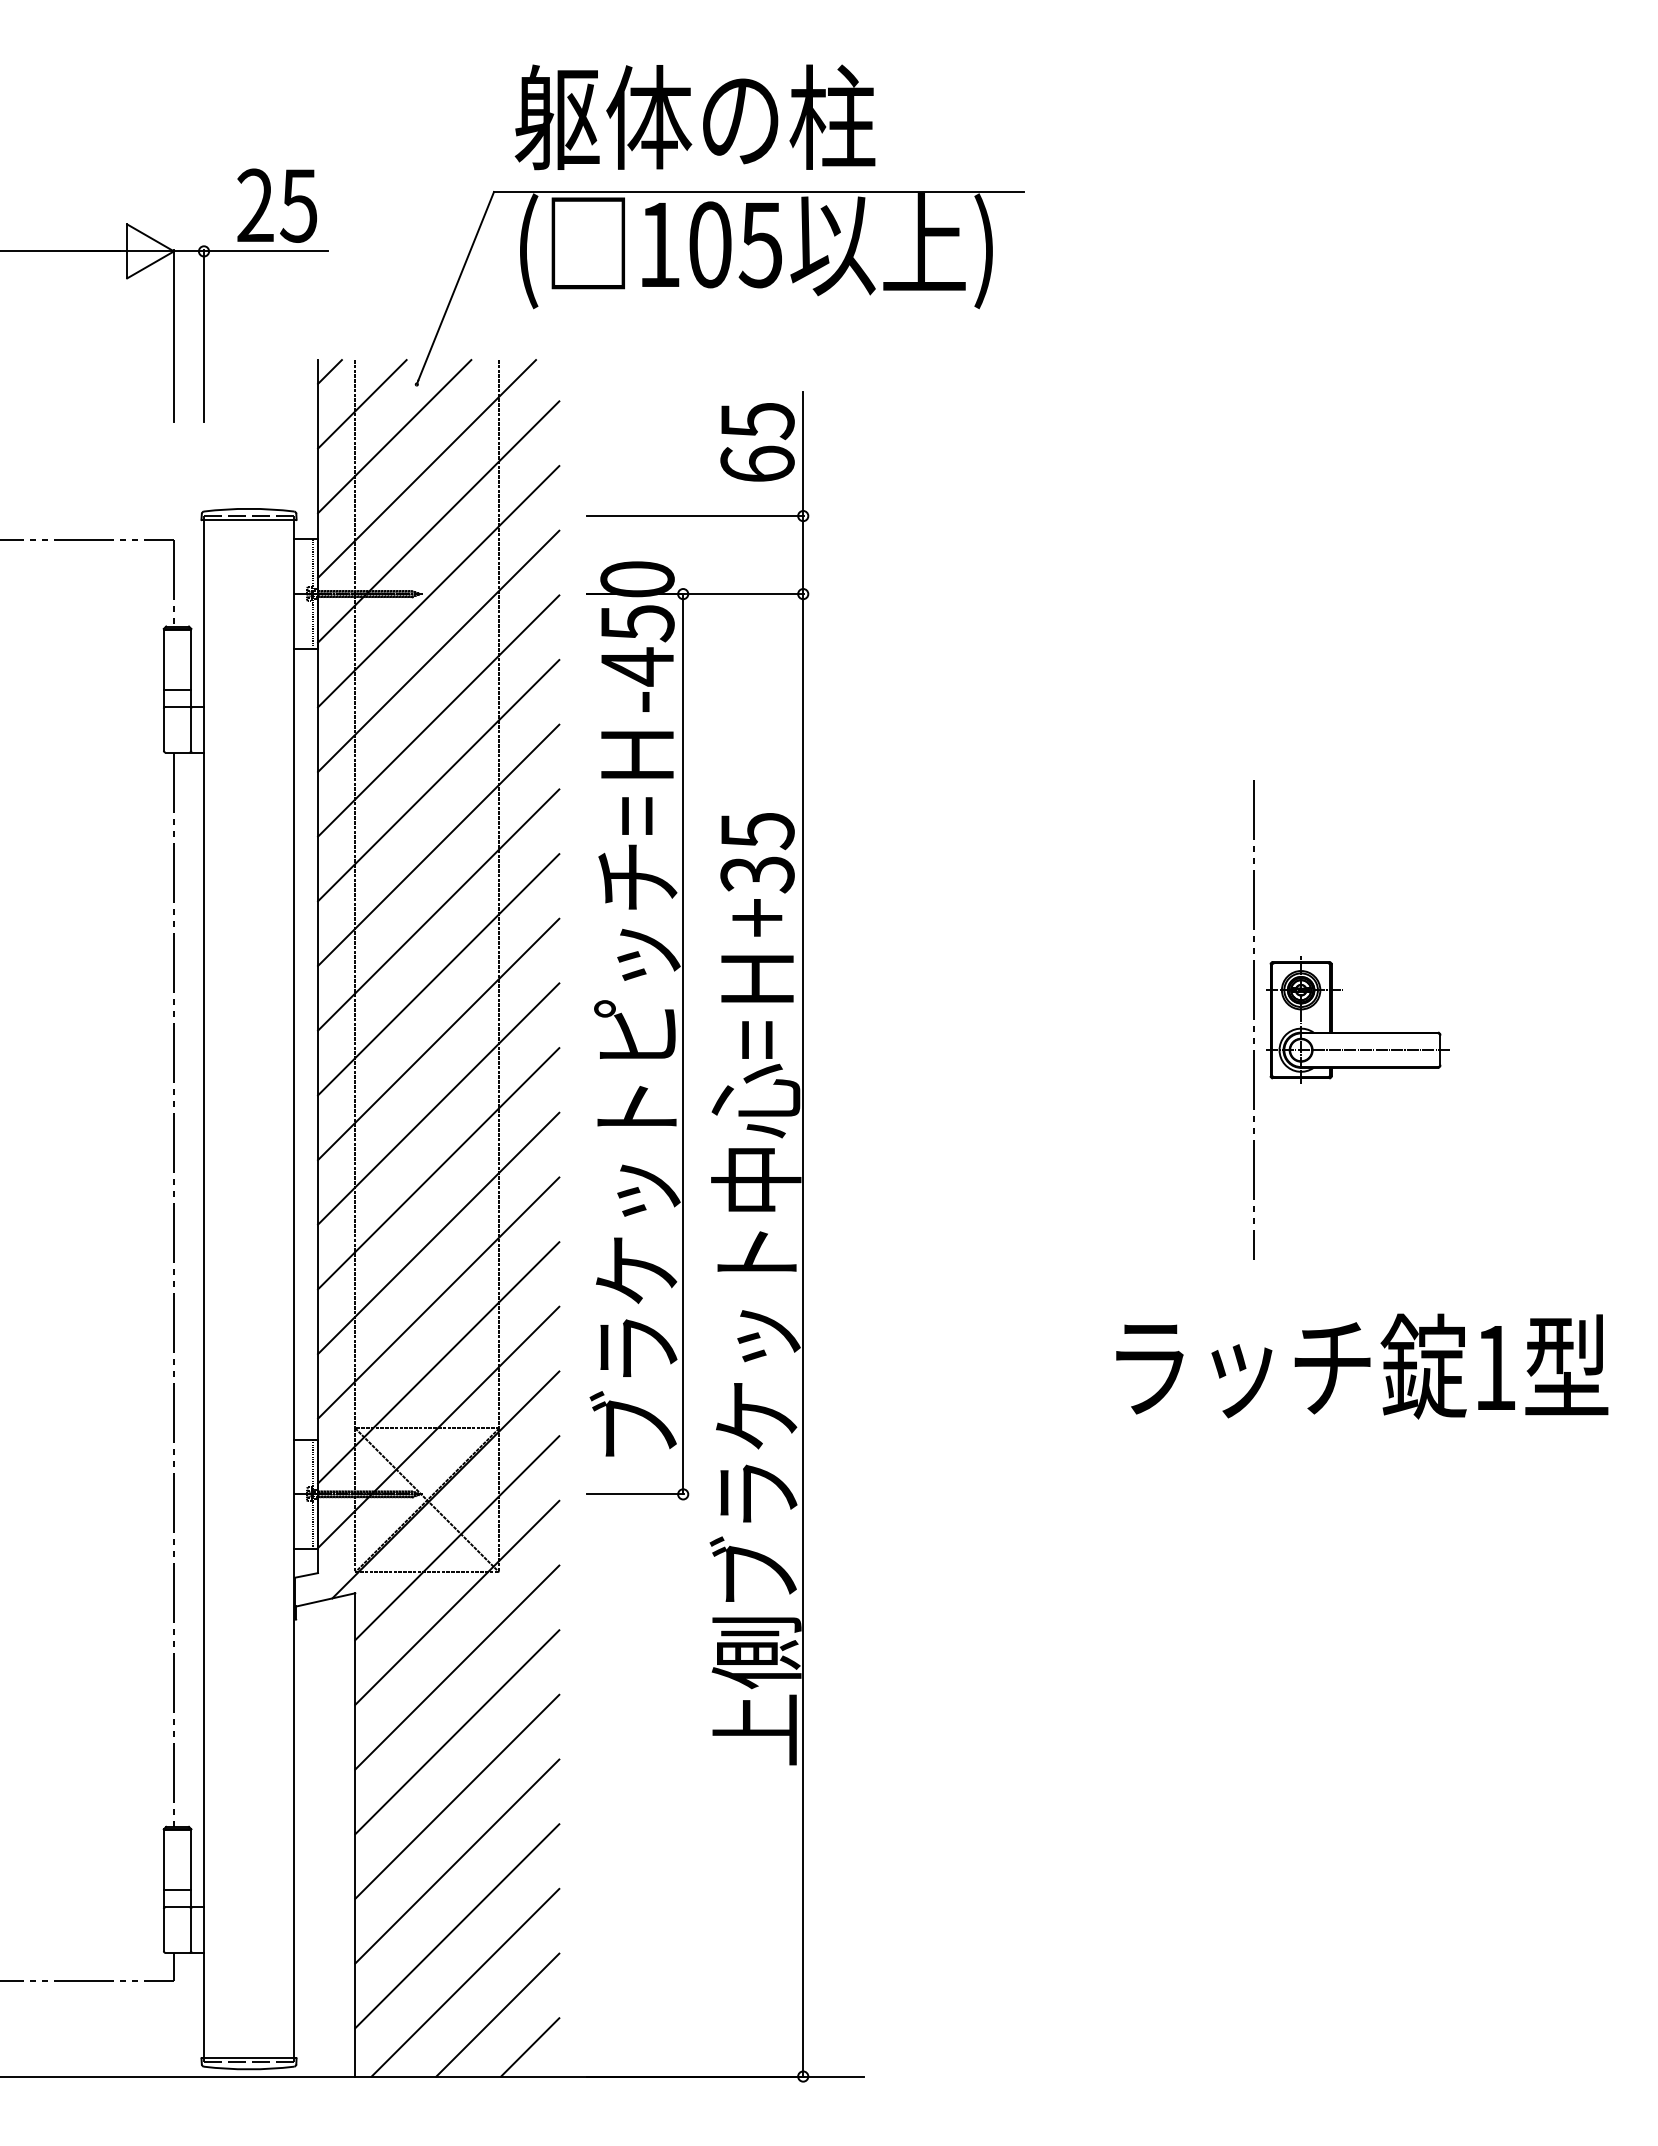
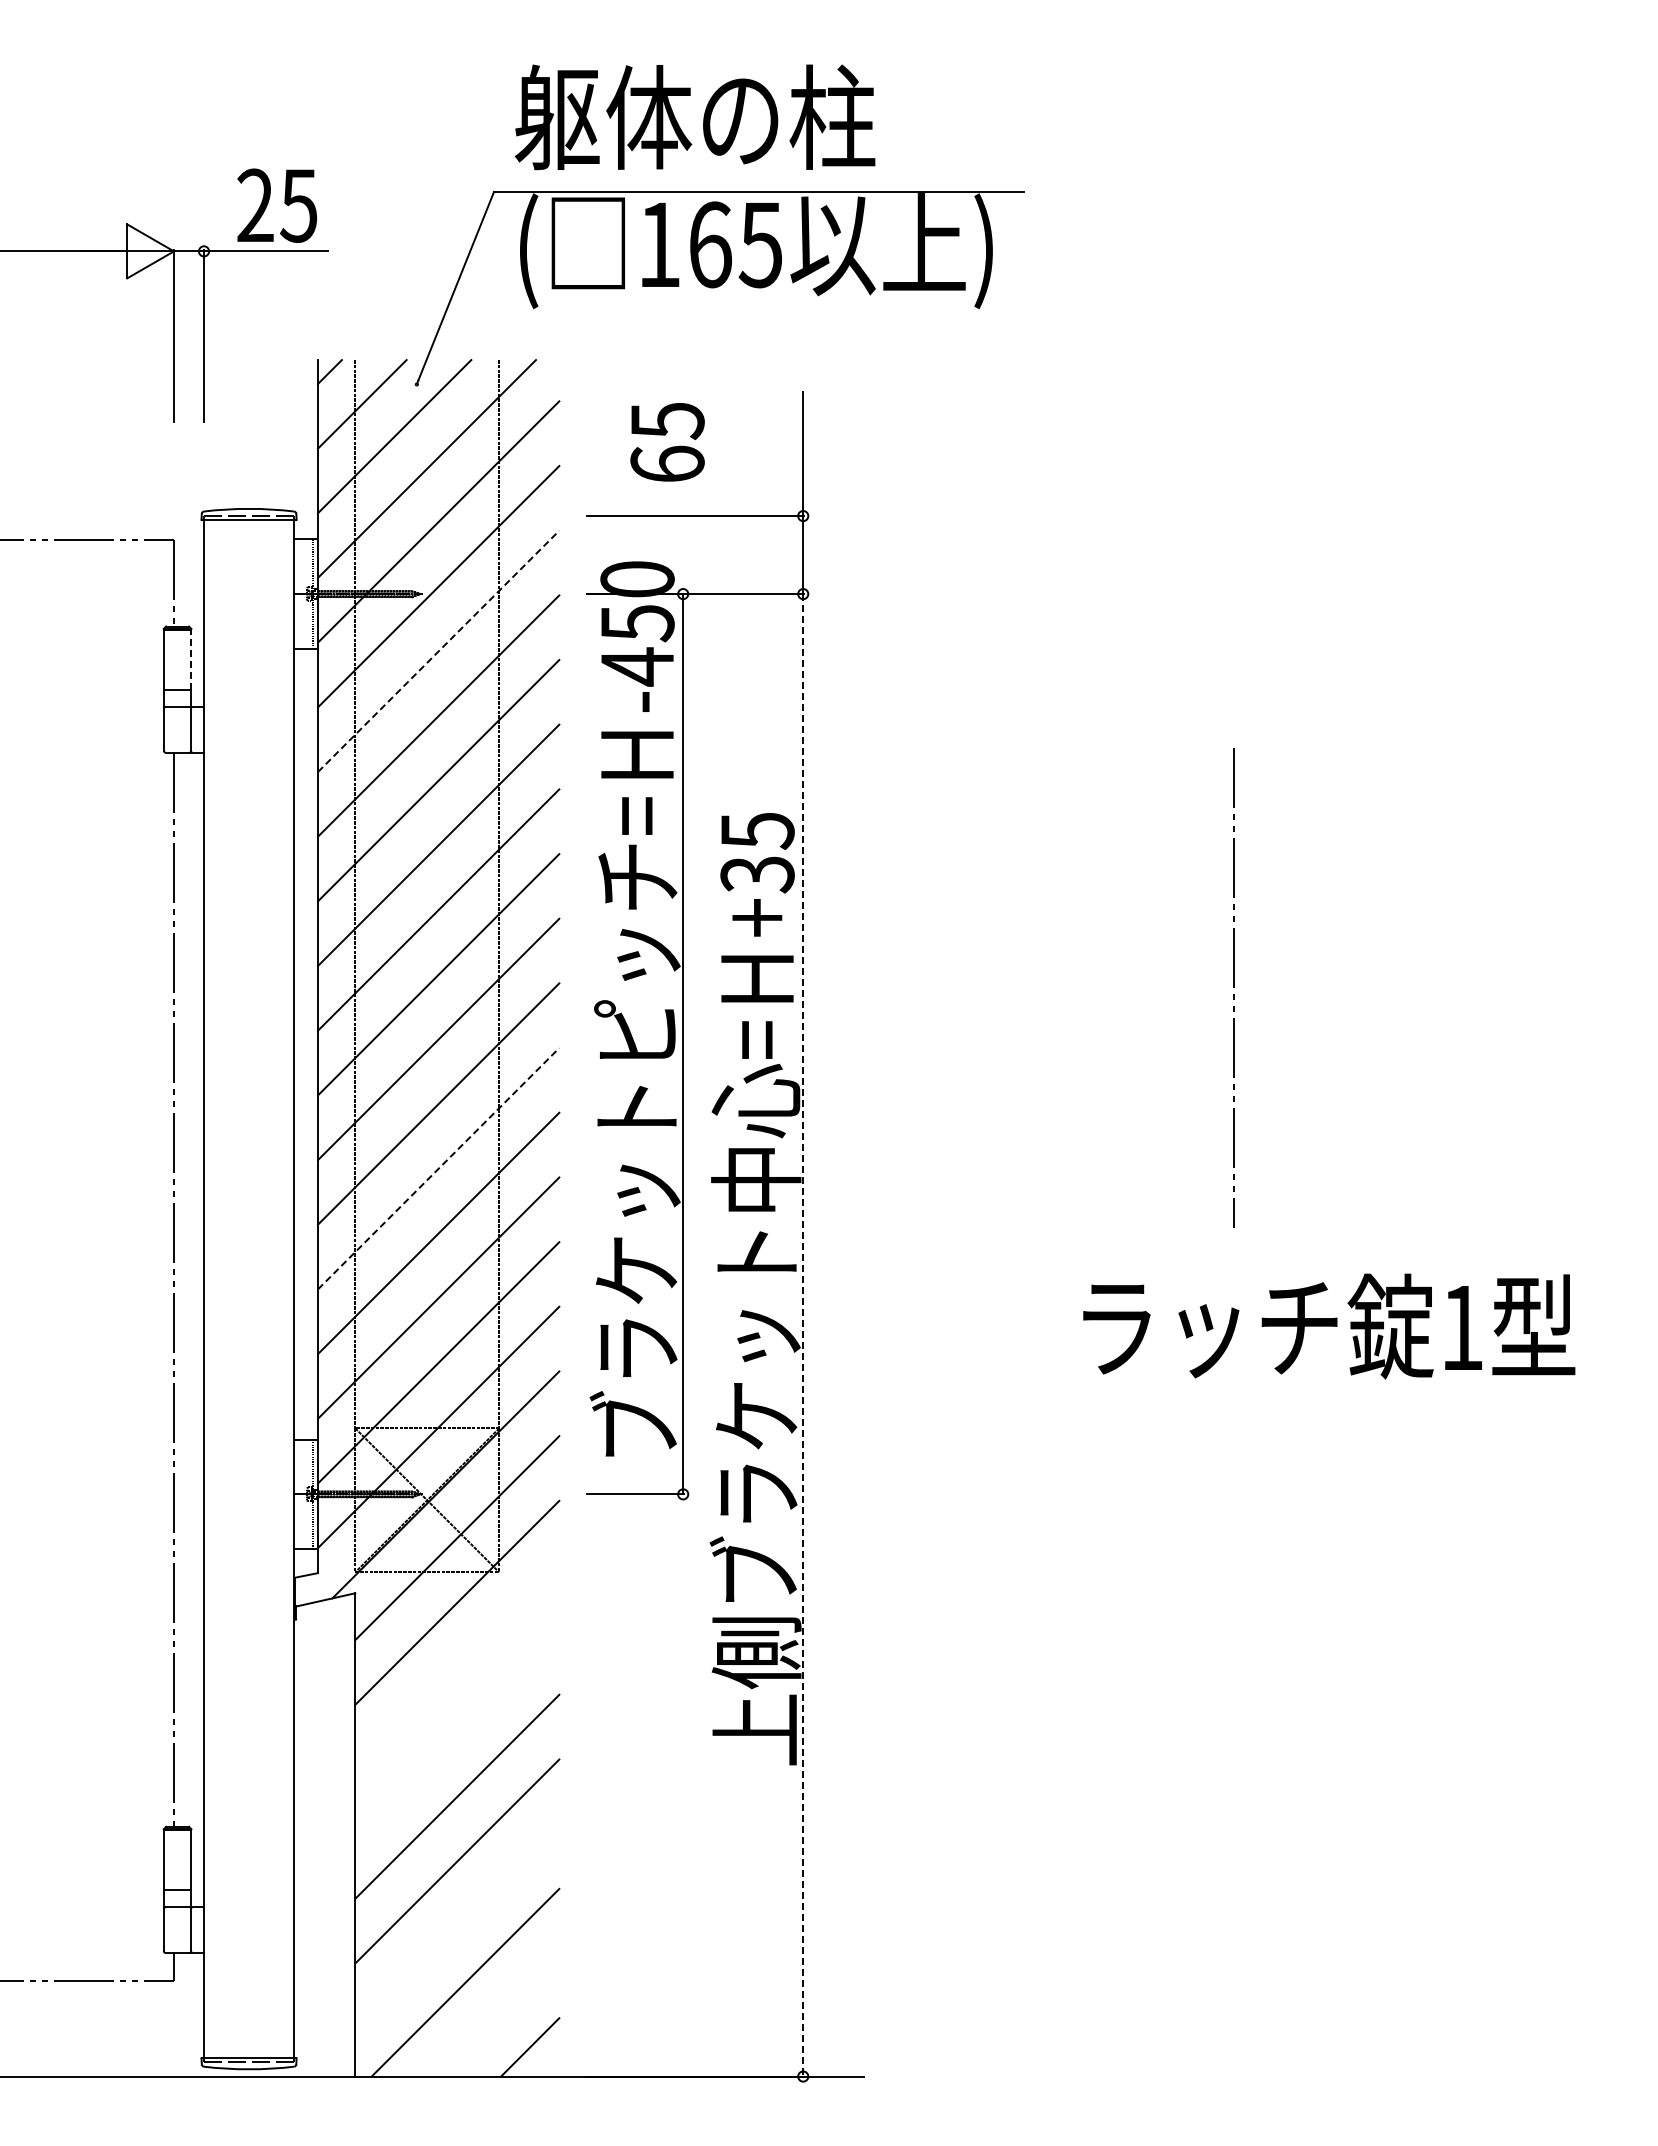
text: 105 -> 165 (710, 244)
text position: (757, 442) -> (667, 442) (667, 442)
line: solid -> dashed (438, 651)
line: solid -> dashed (191, 659)
line position: (1253, 1019) -> (1233, 987) (1233, 987)
part: present -> none (1357, 1032)
line: solid -> dashed (438, 1168)
line: solid -> dashed (803, 1335)
text position: (1362, 1366) -> (1329, 1326) (1329, 1326)
line: present -> none (457, 1667)
line: present -> none (457, 1732)
line: present -> none (457, 1926)
line: present -> none (497, 2014)
